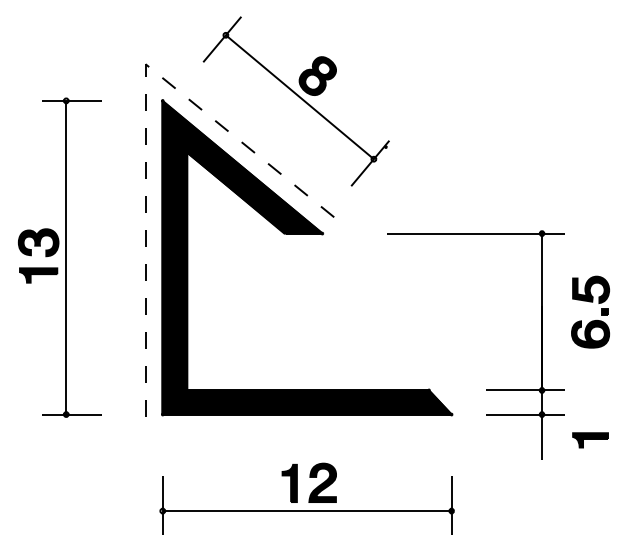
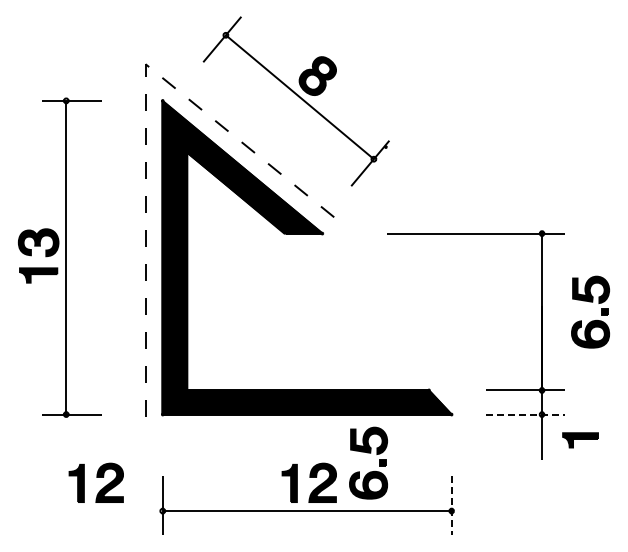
line: solid -> dashed (526, 414)
part position: (590, 440) -> (580, 440) (580, 440)
part: none -> present (368, 453)
part: none -> present (95, 482)
line: solid -> dashed (451, 505)
